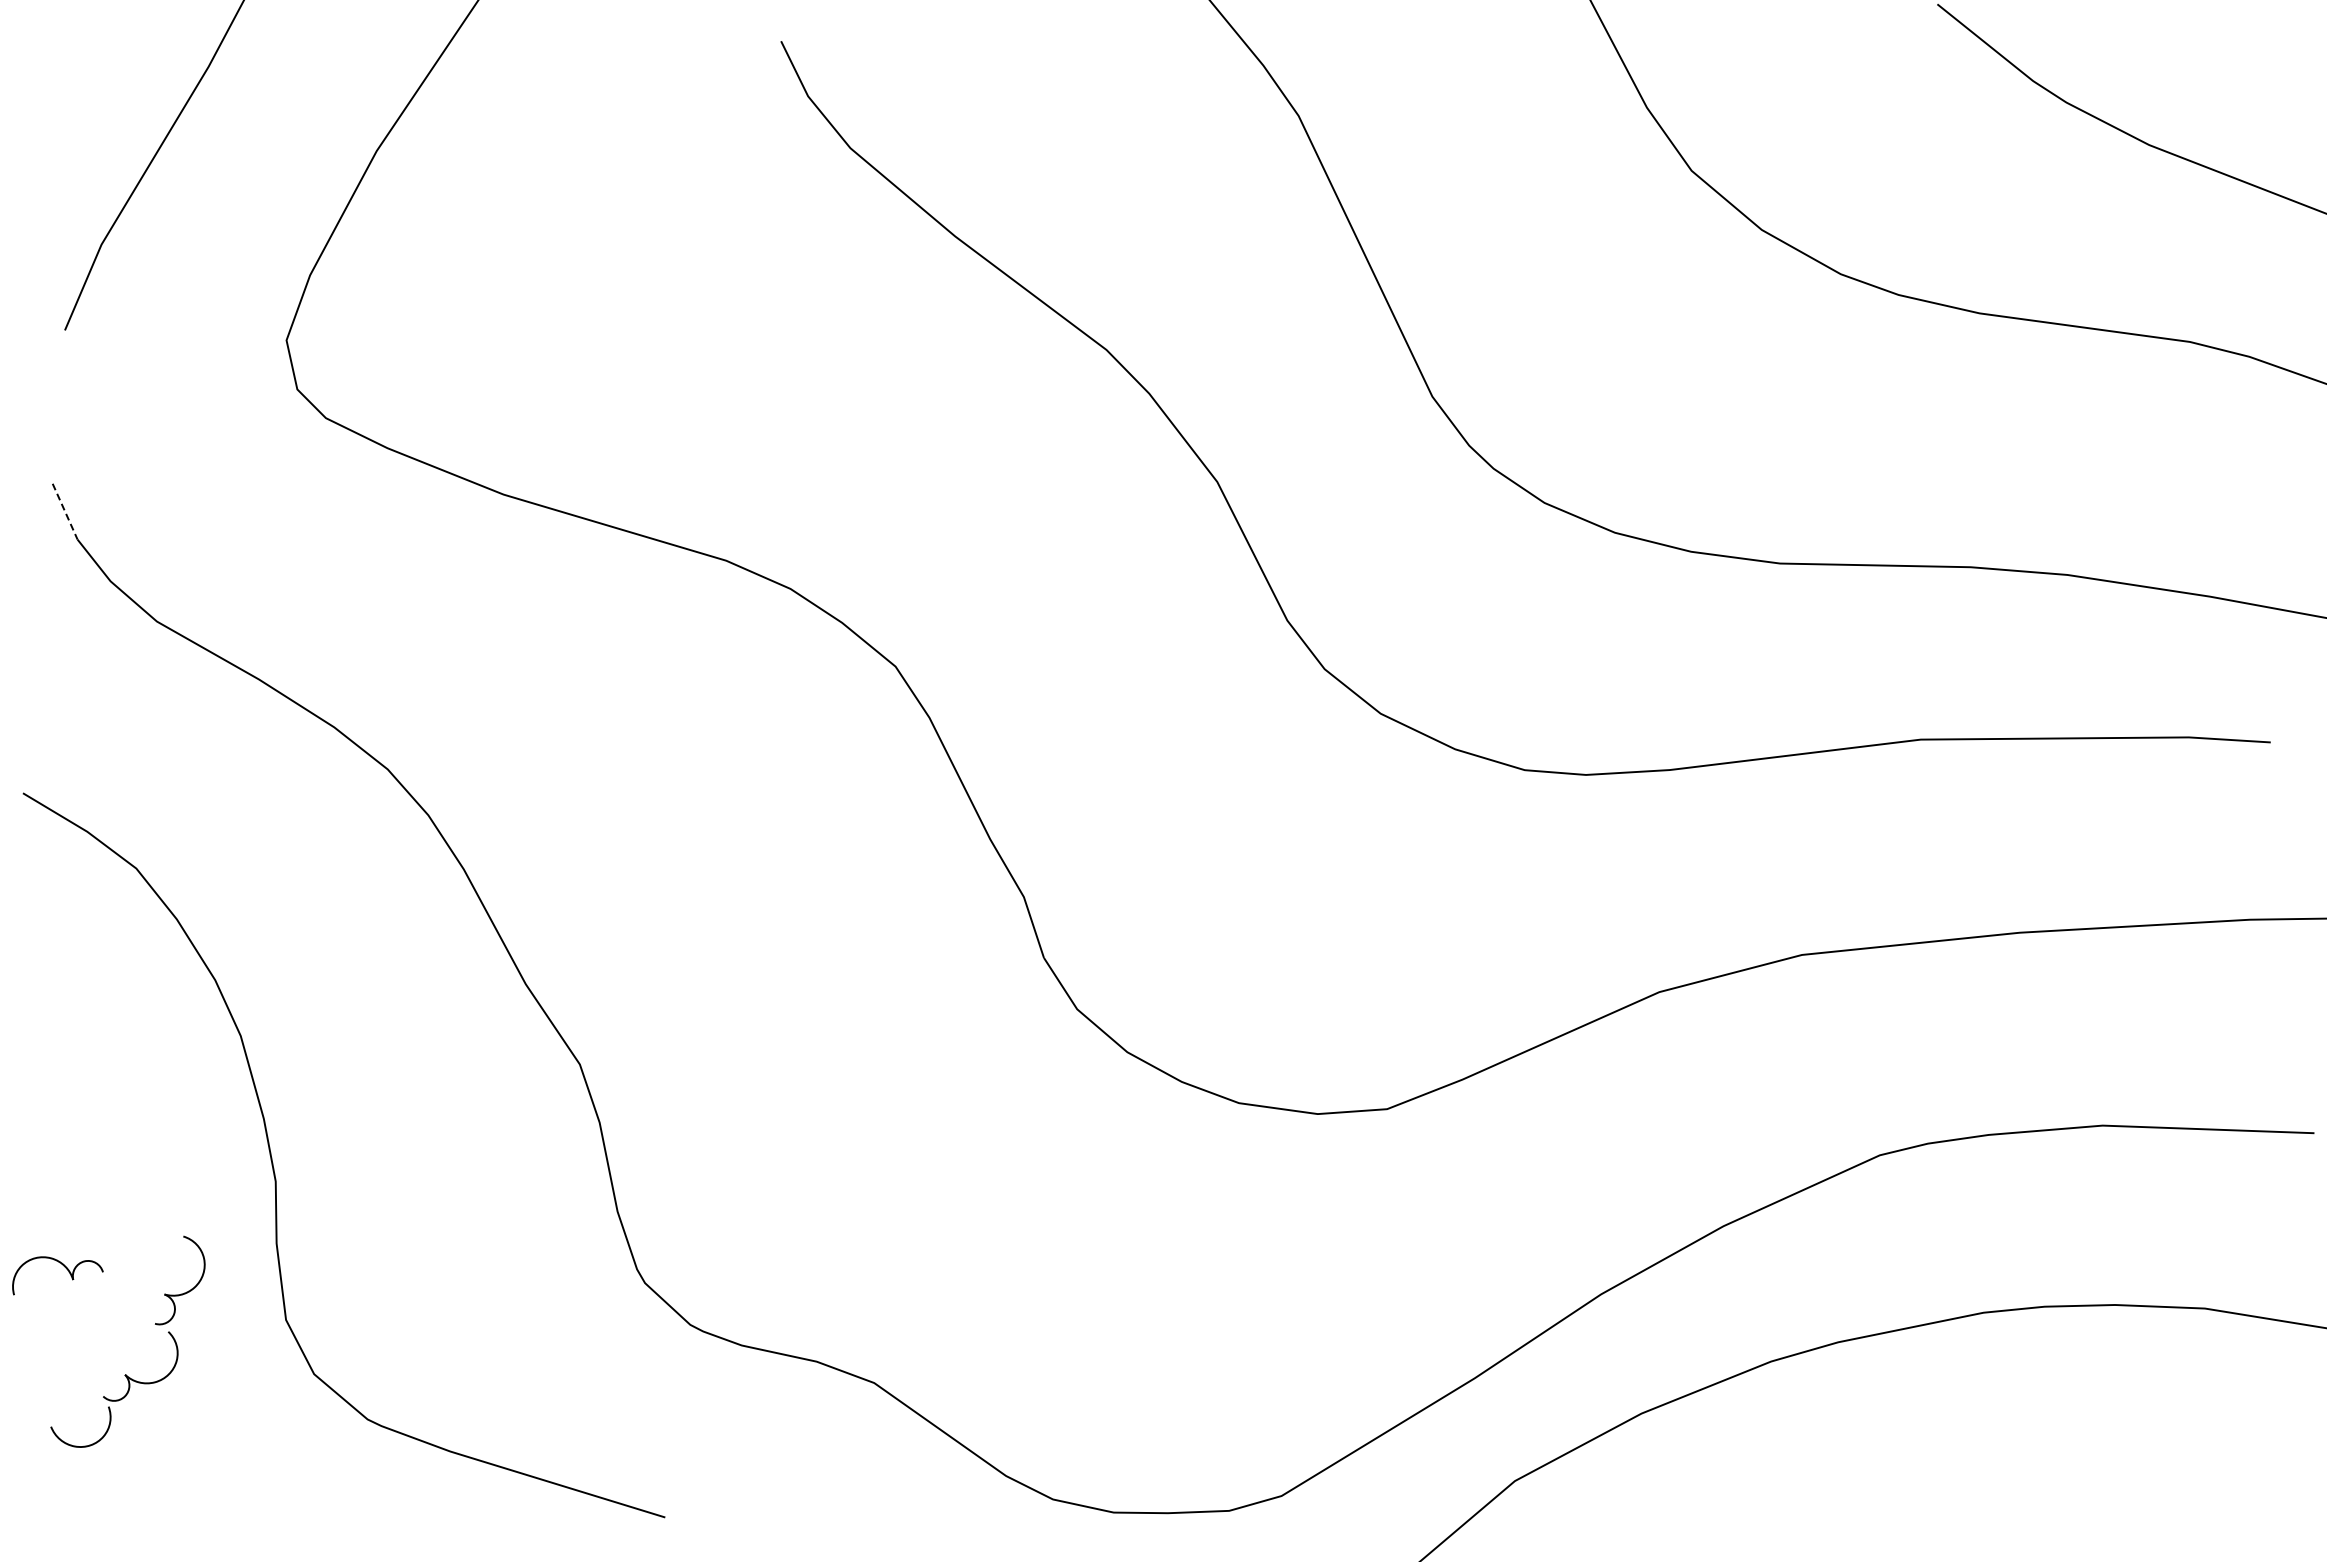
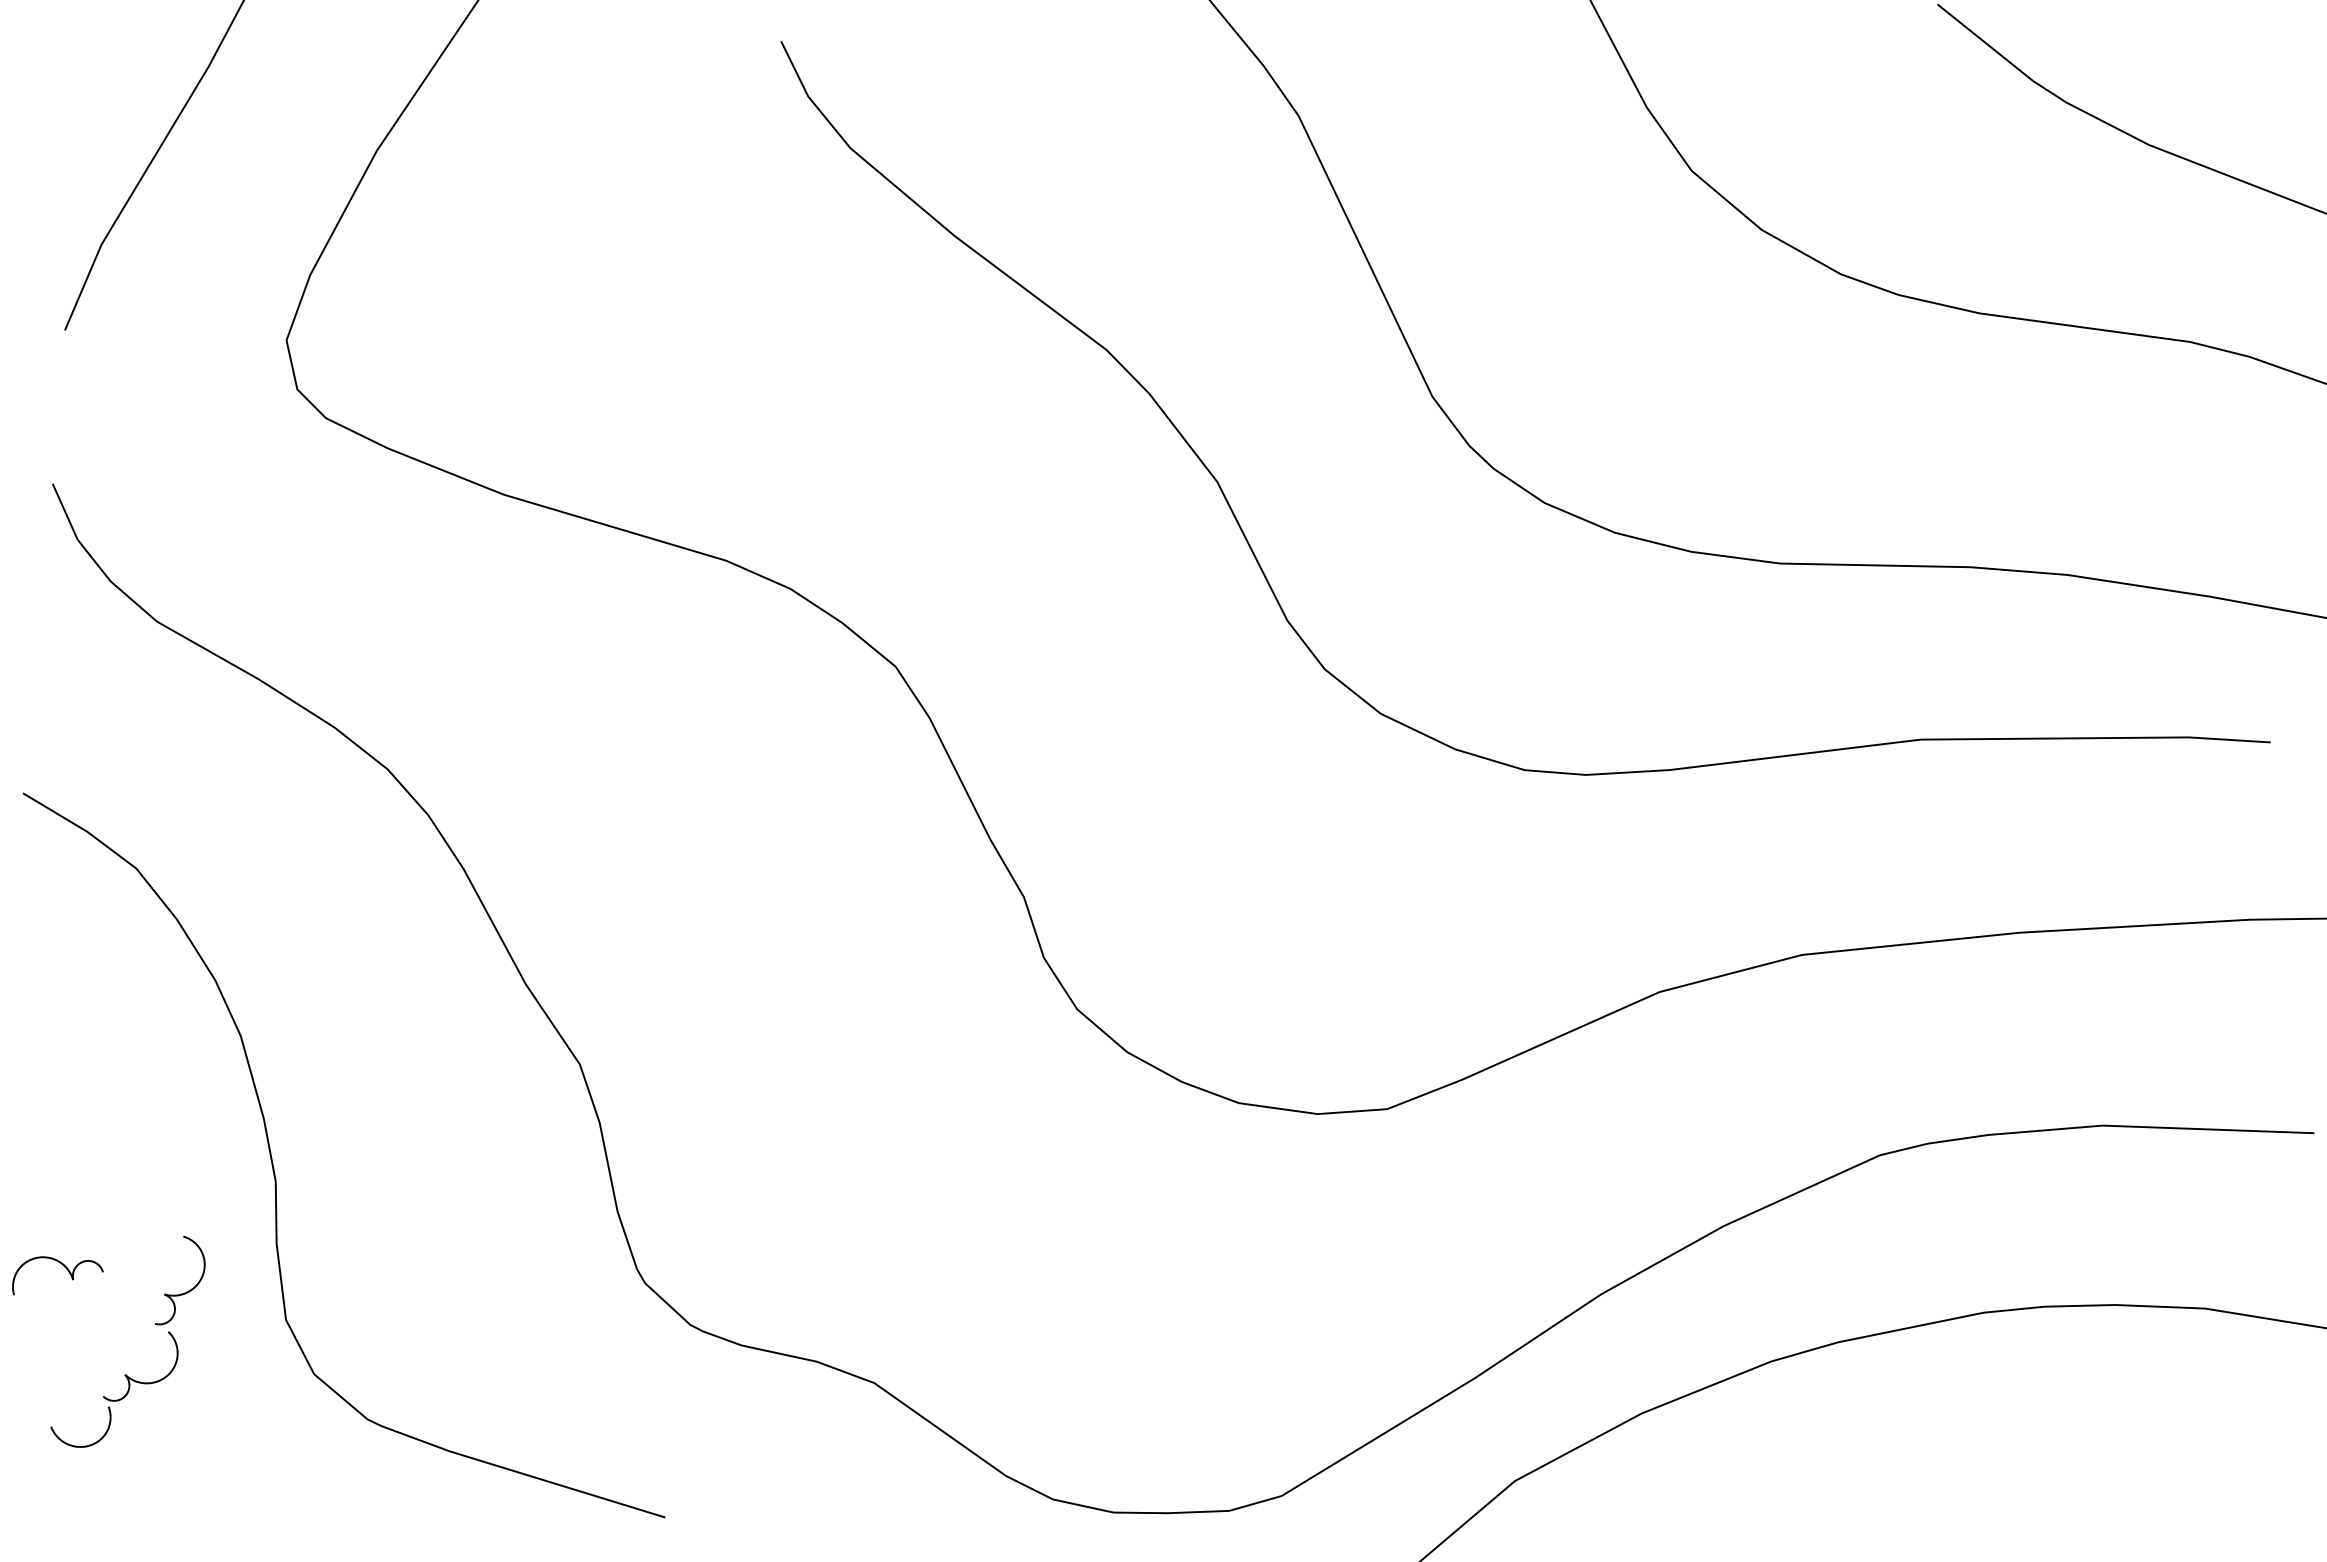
line: dashed -> solid (65, 511)
